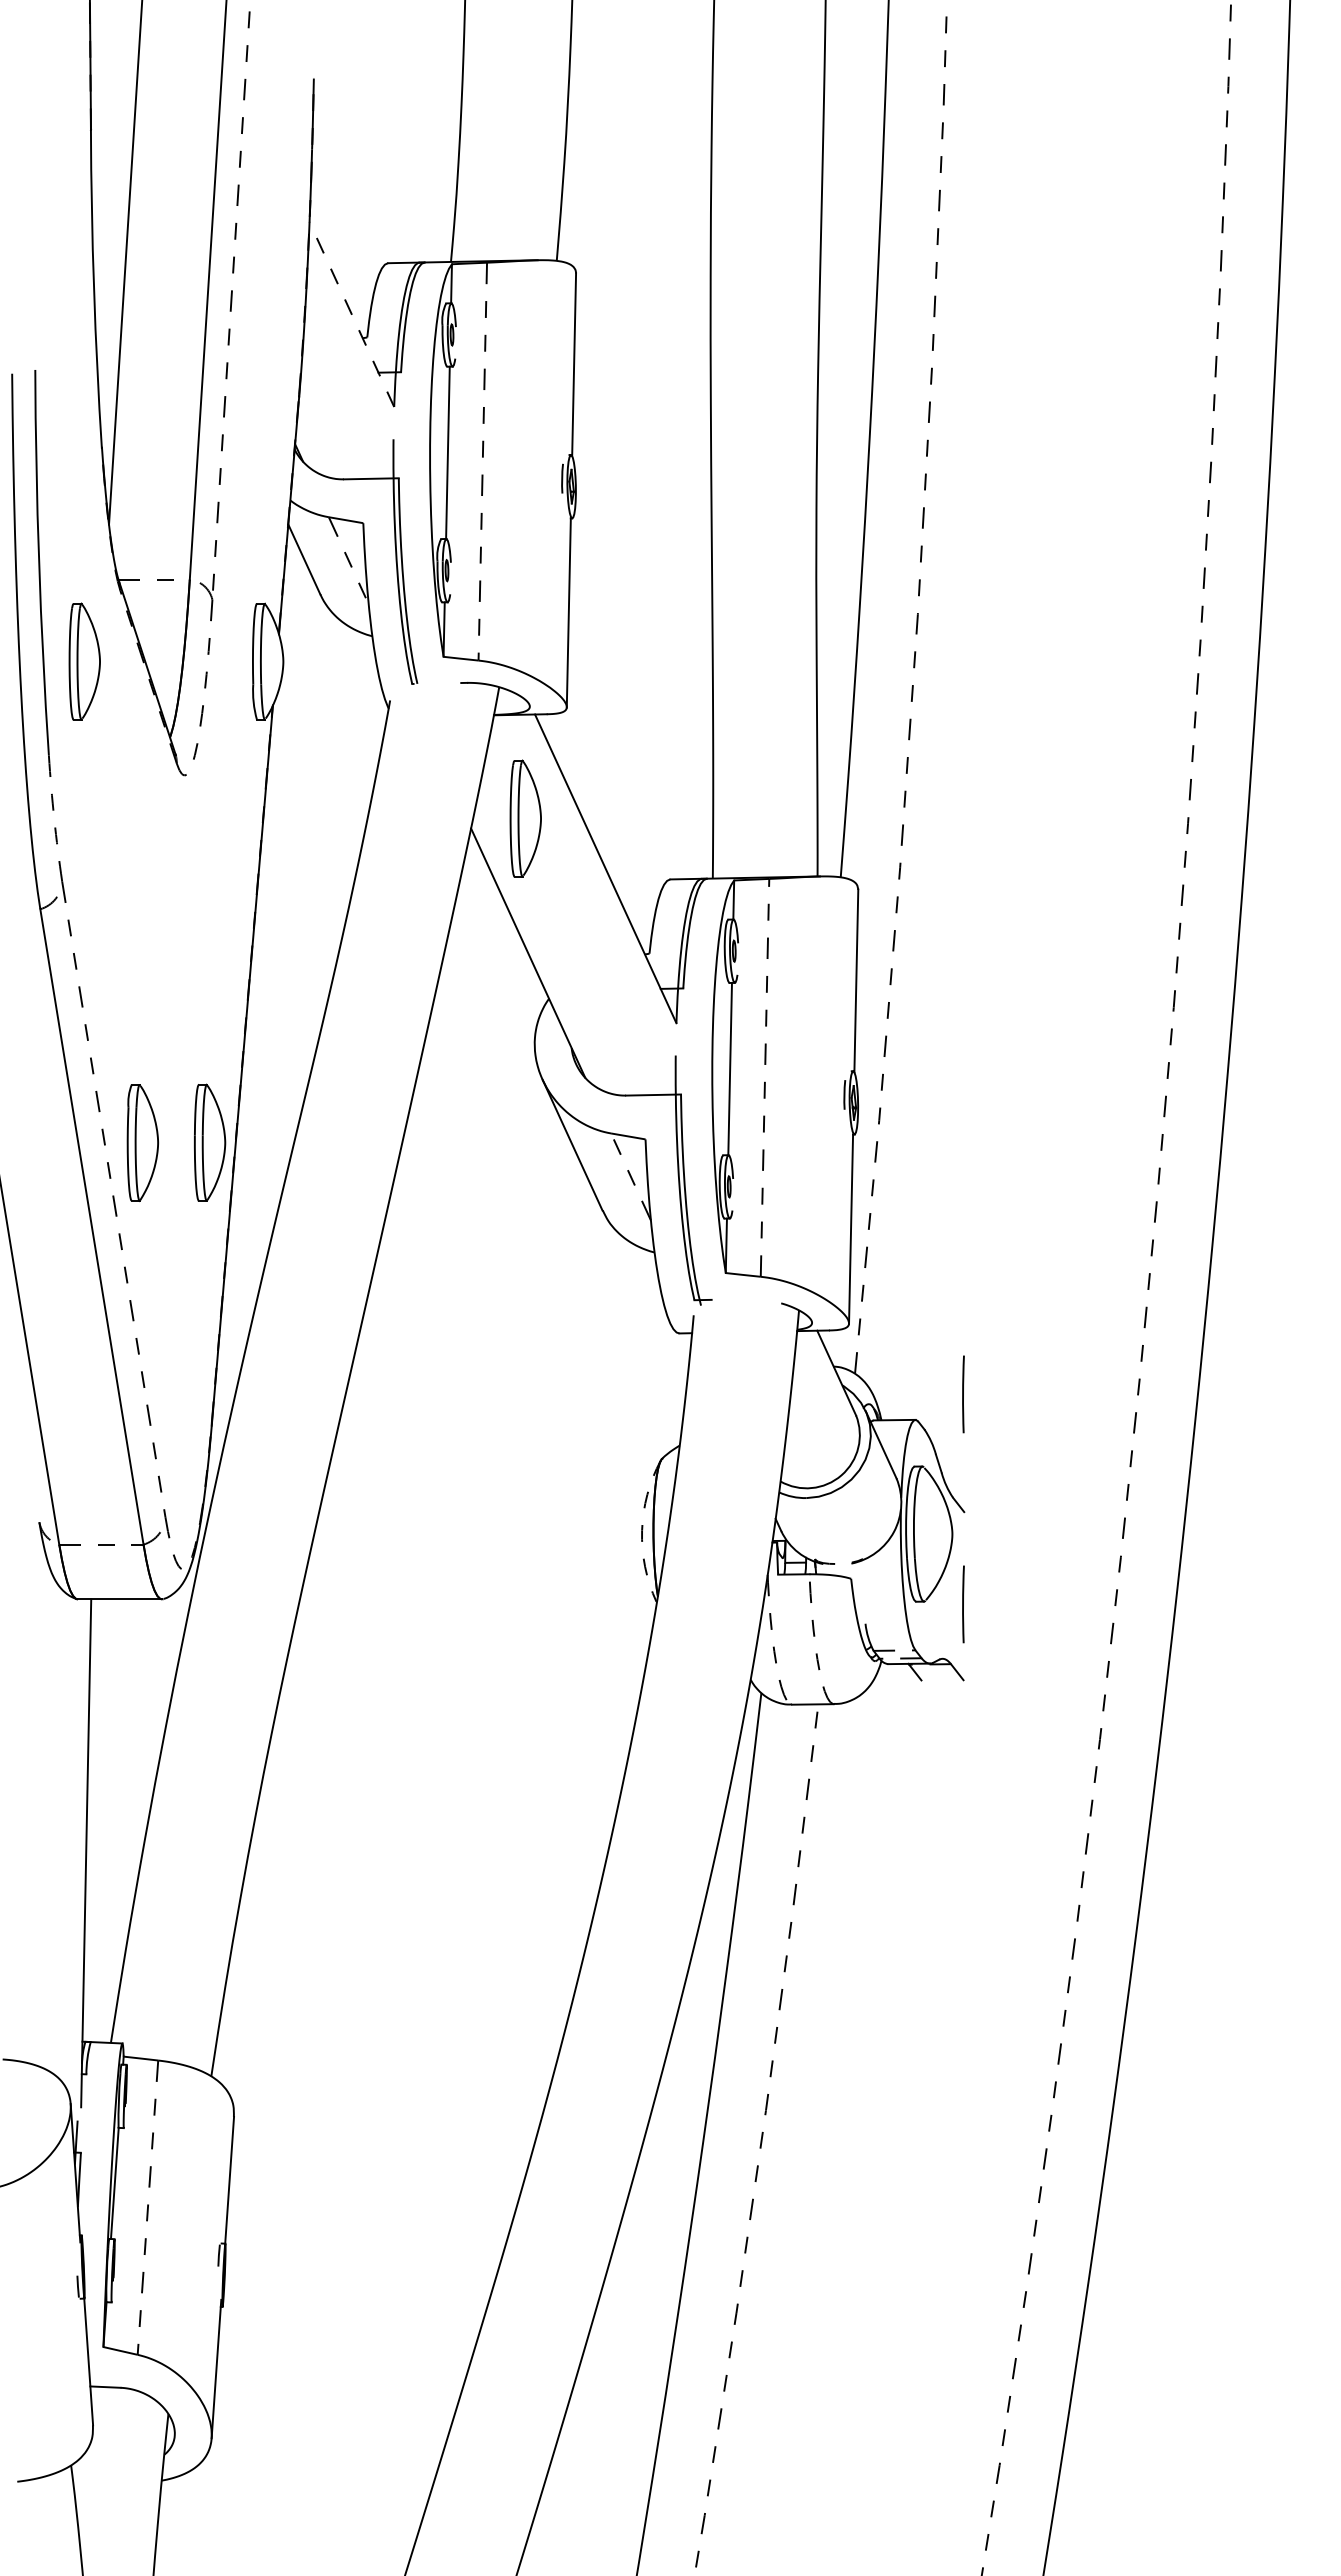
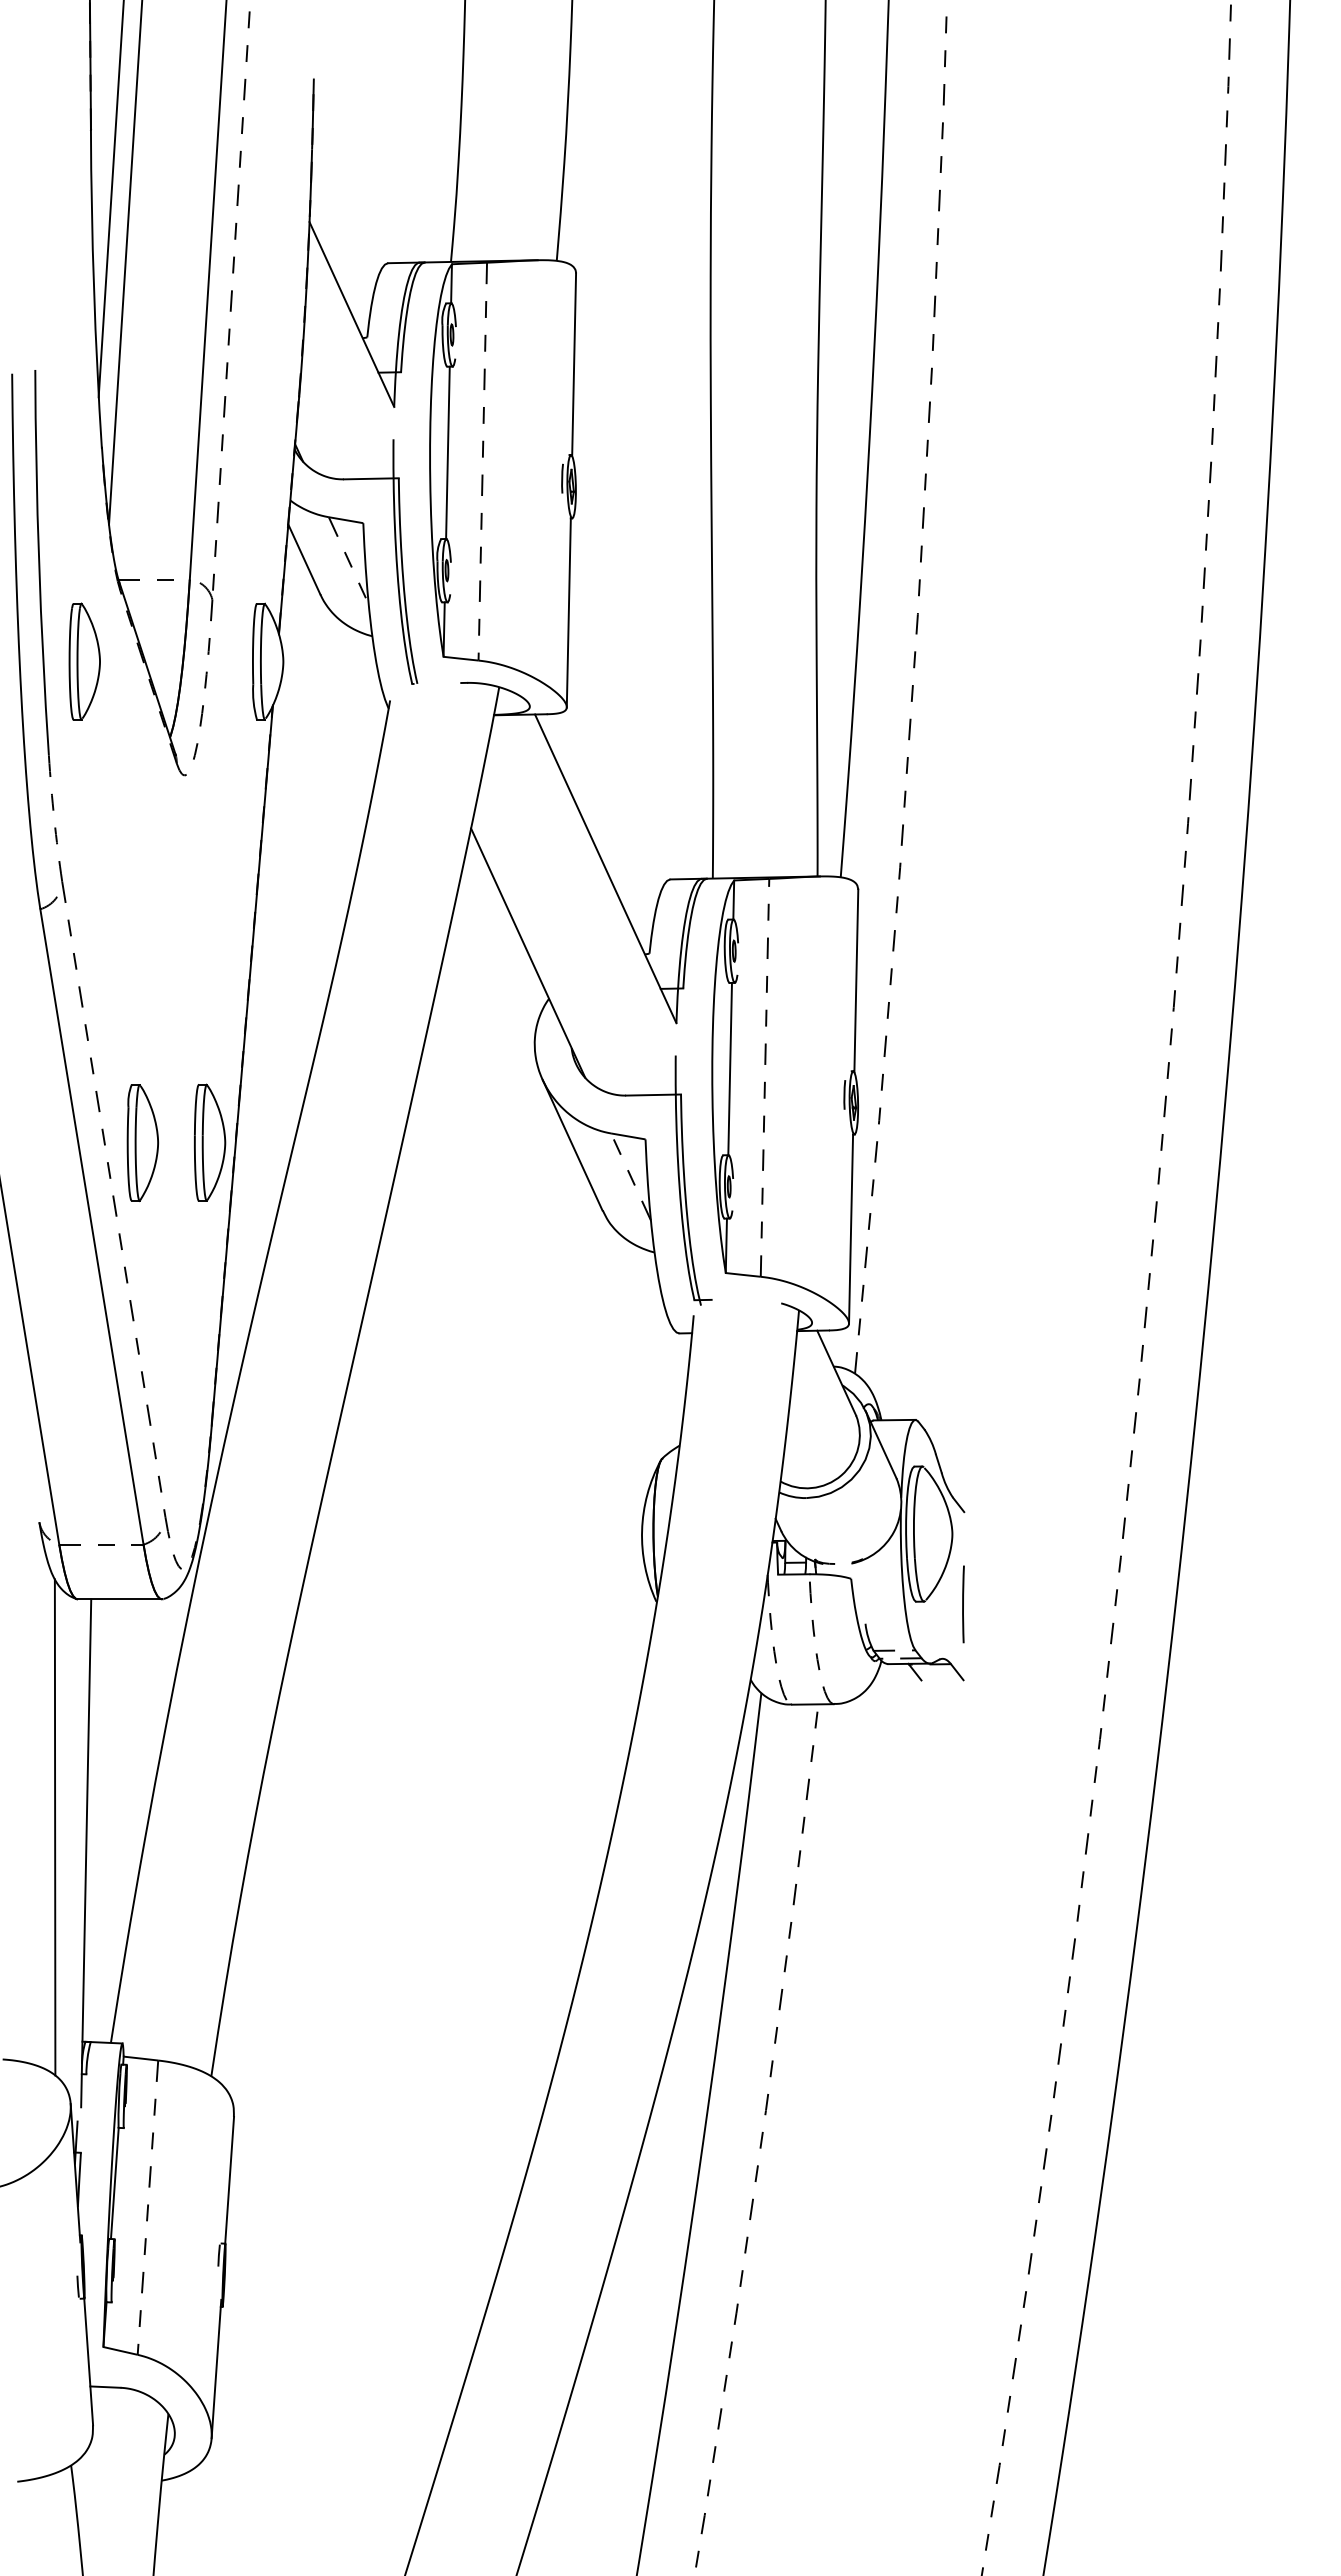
line: none -> present (110, 199)
line: dashed -> solid (351, 314)
part: present -> none (525, 818)
line: present -> none (963, 1394)
arc: dashed -> solid (642, 1530)
line: none -> present (54, 1827)
